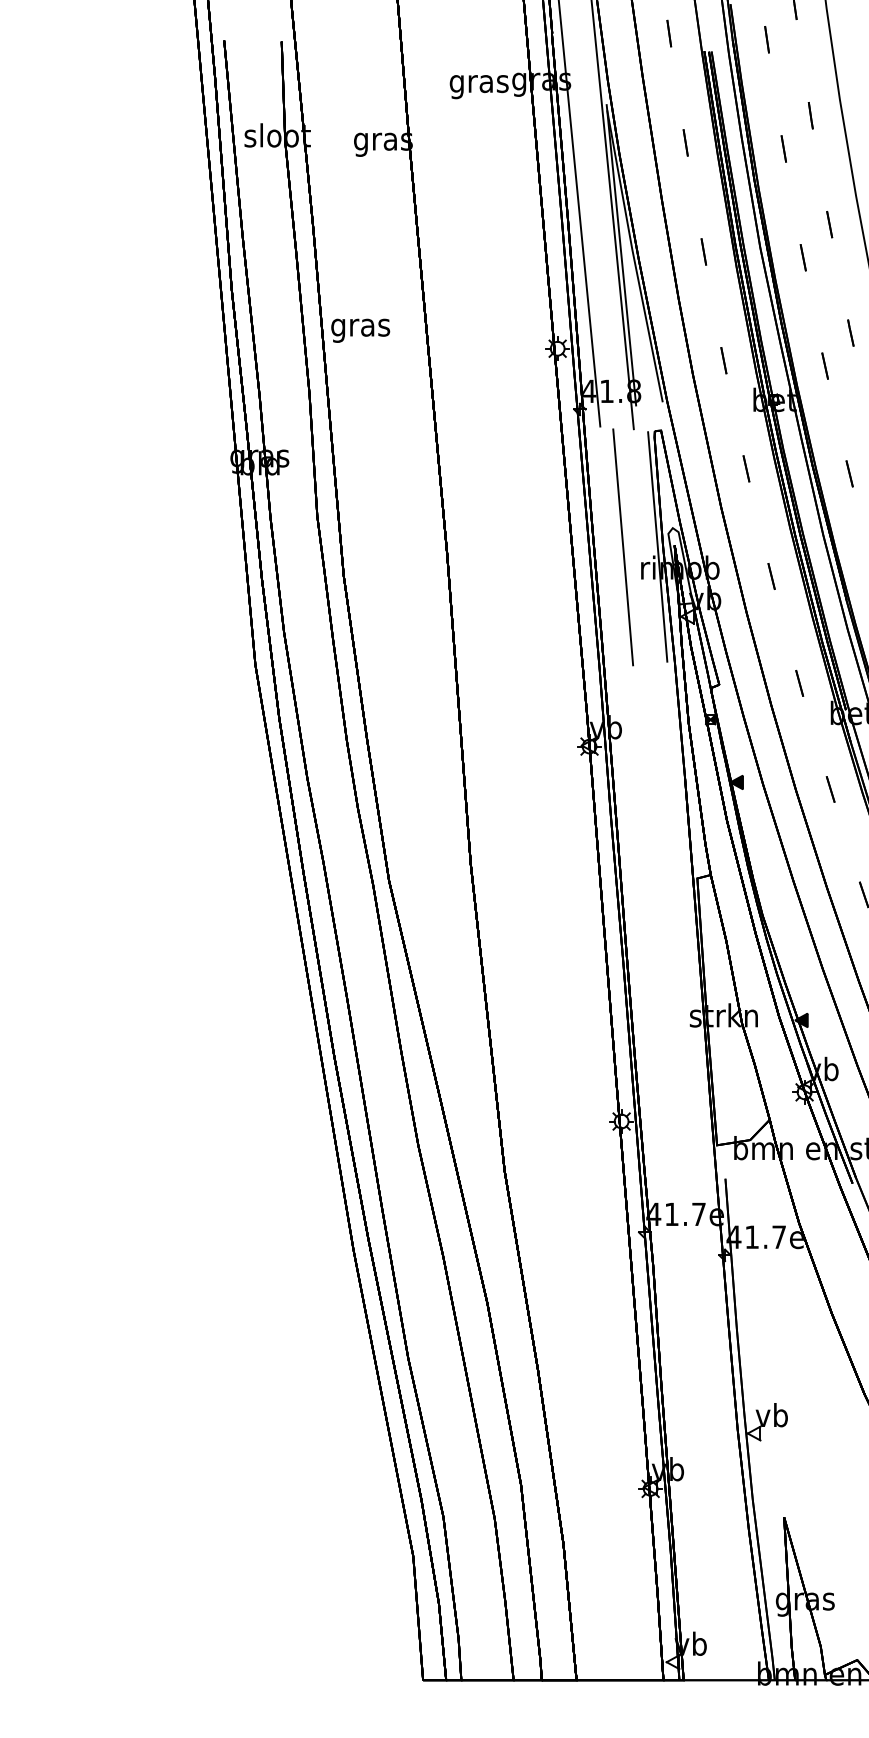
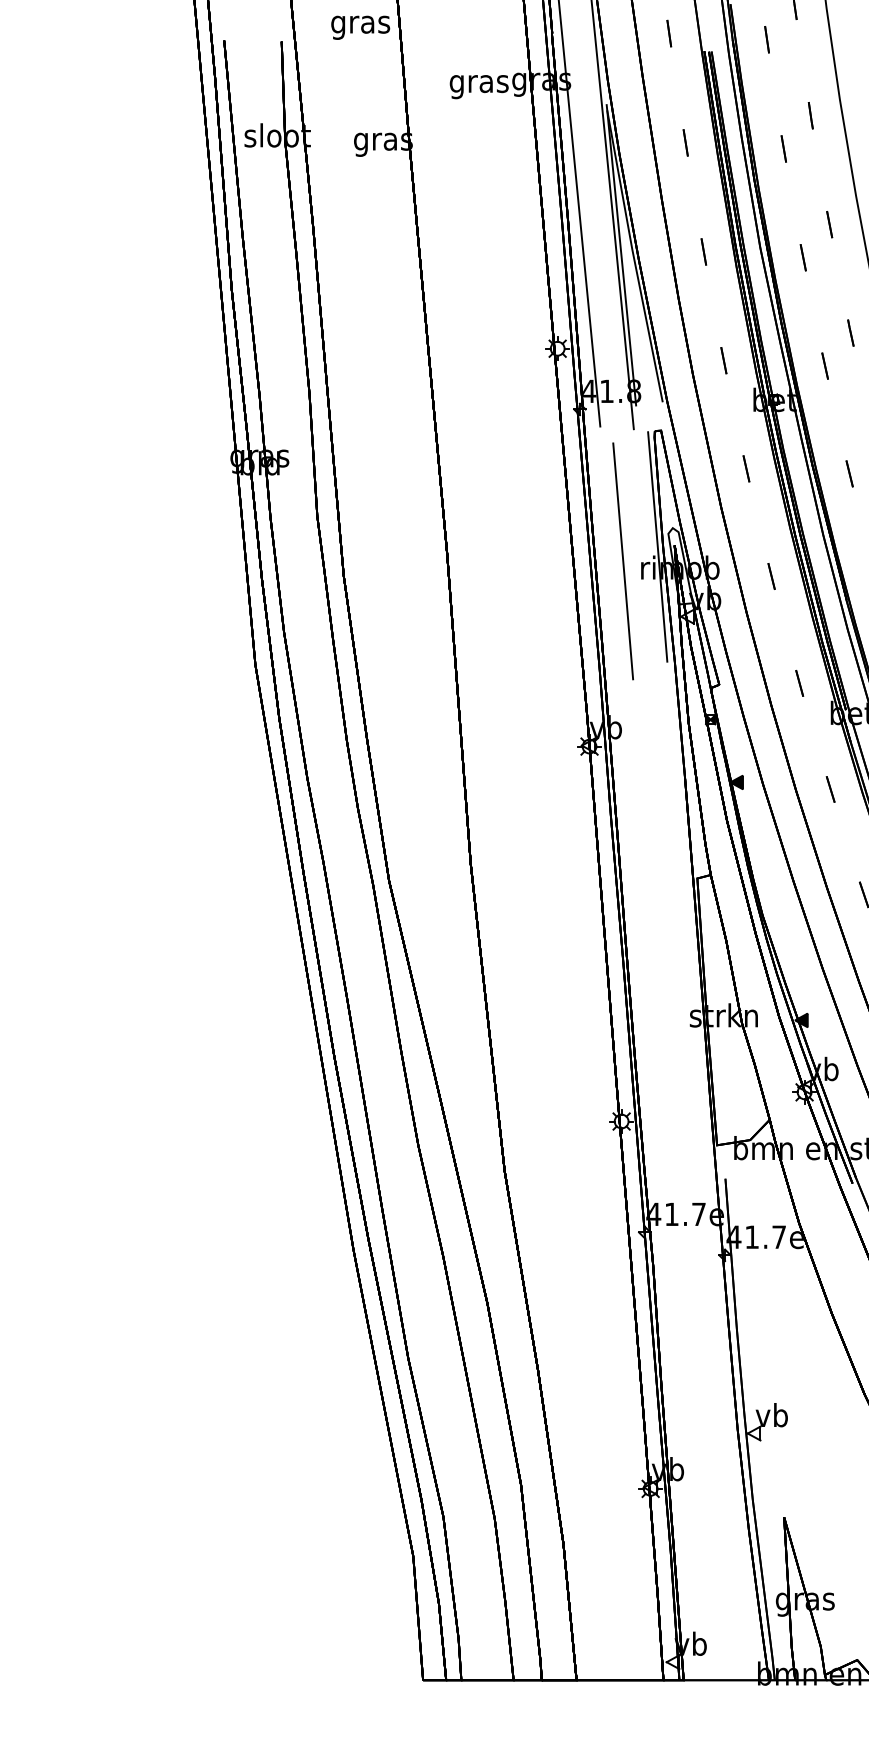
text position: (360, 330) -> (360, 27) (360, 27)
line position: (622, 547) -> (622, 561) (622, 561)
